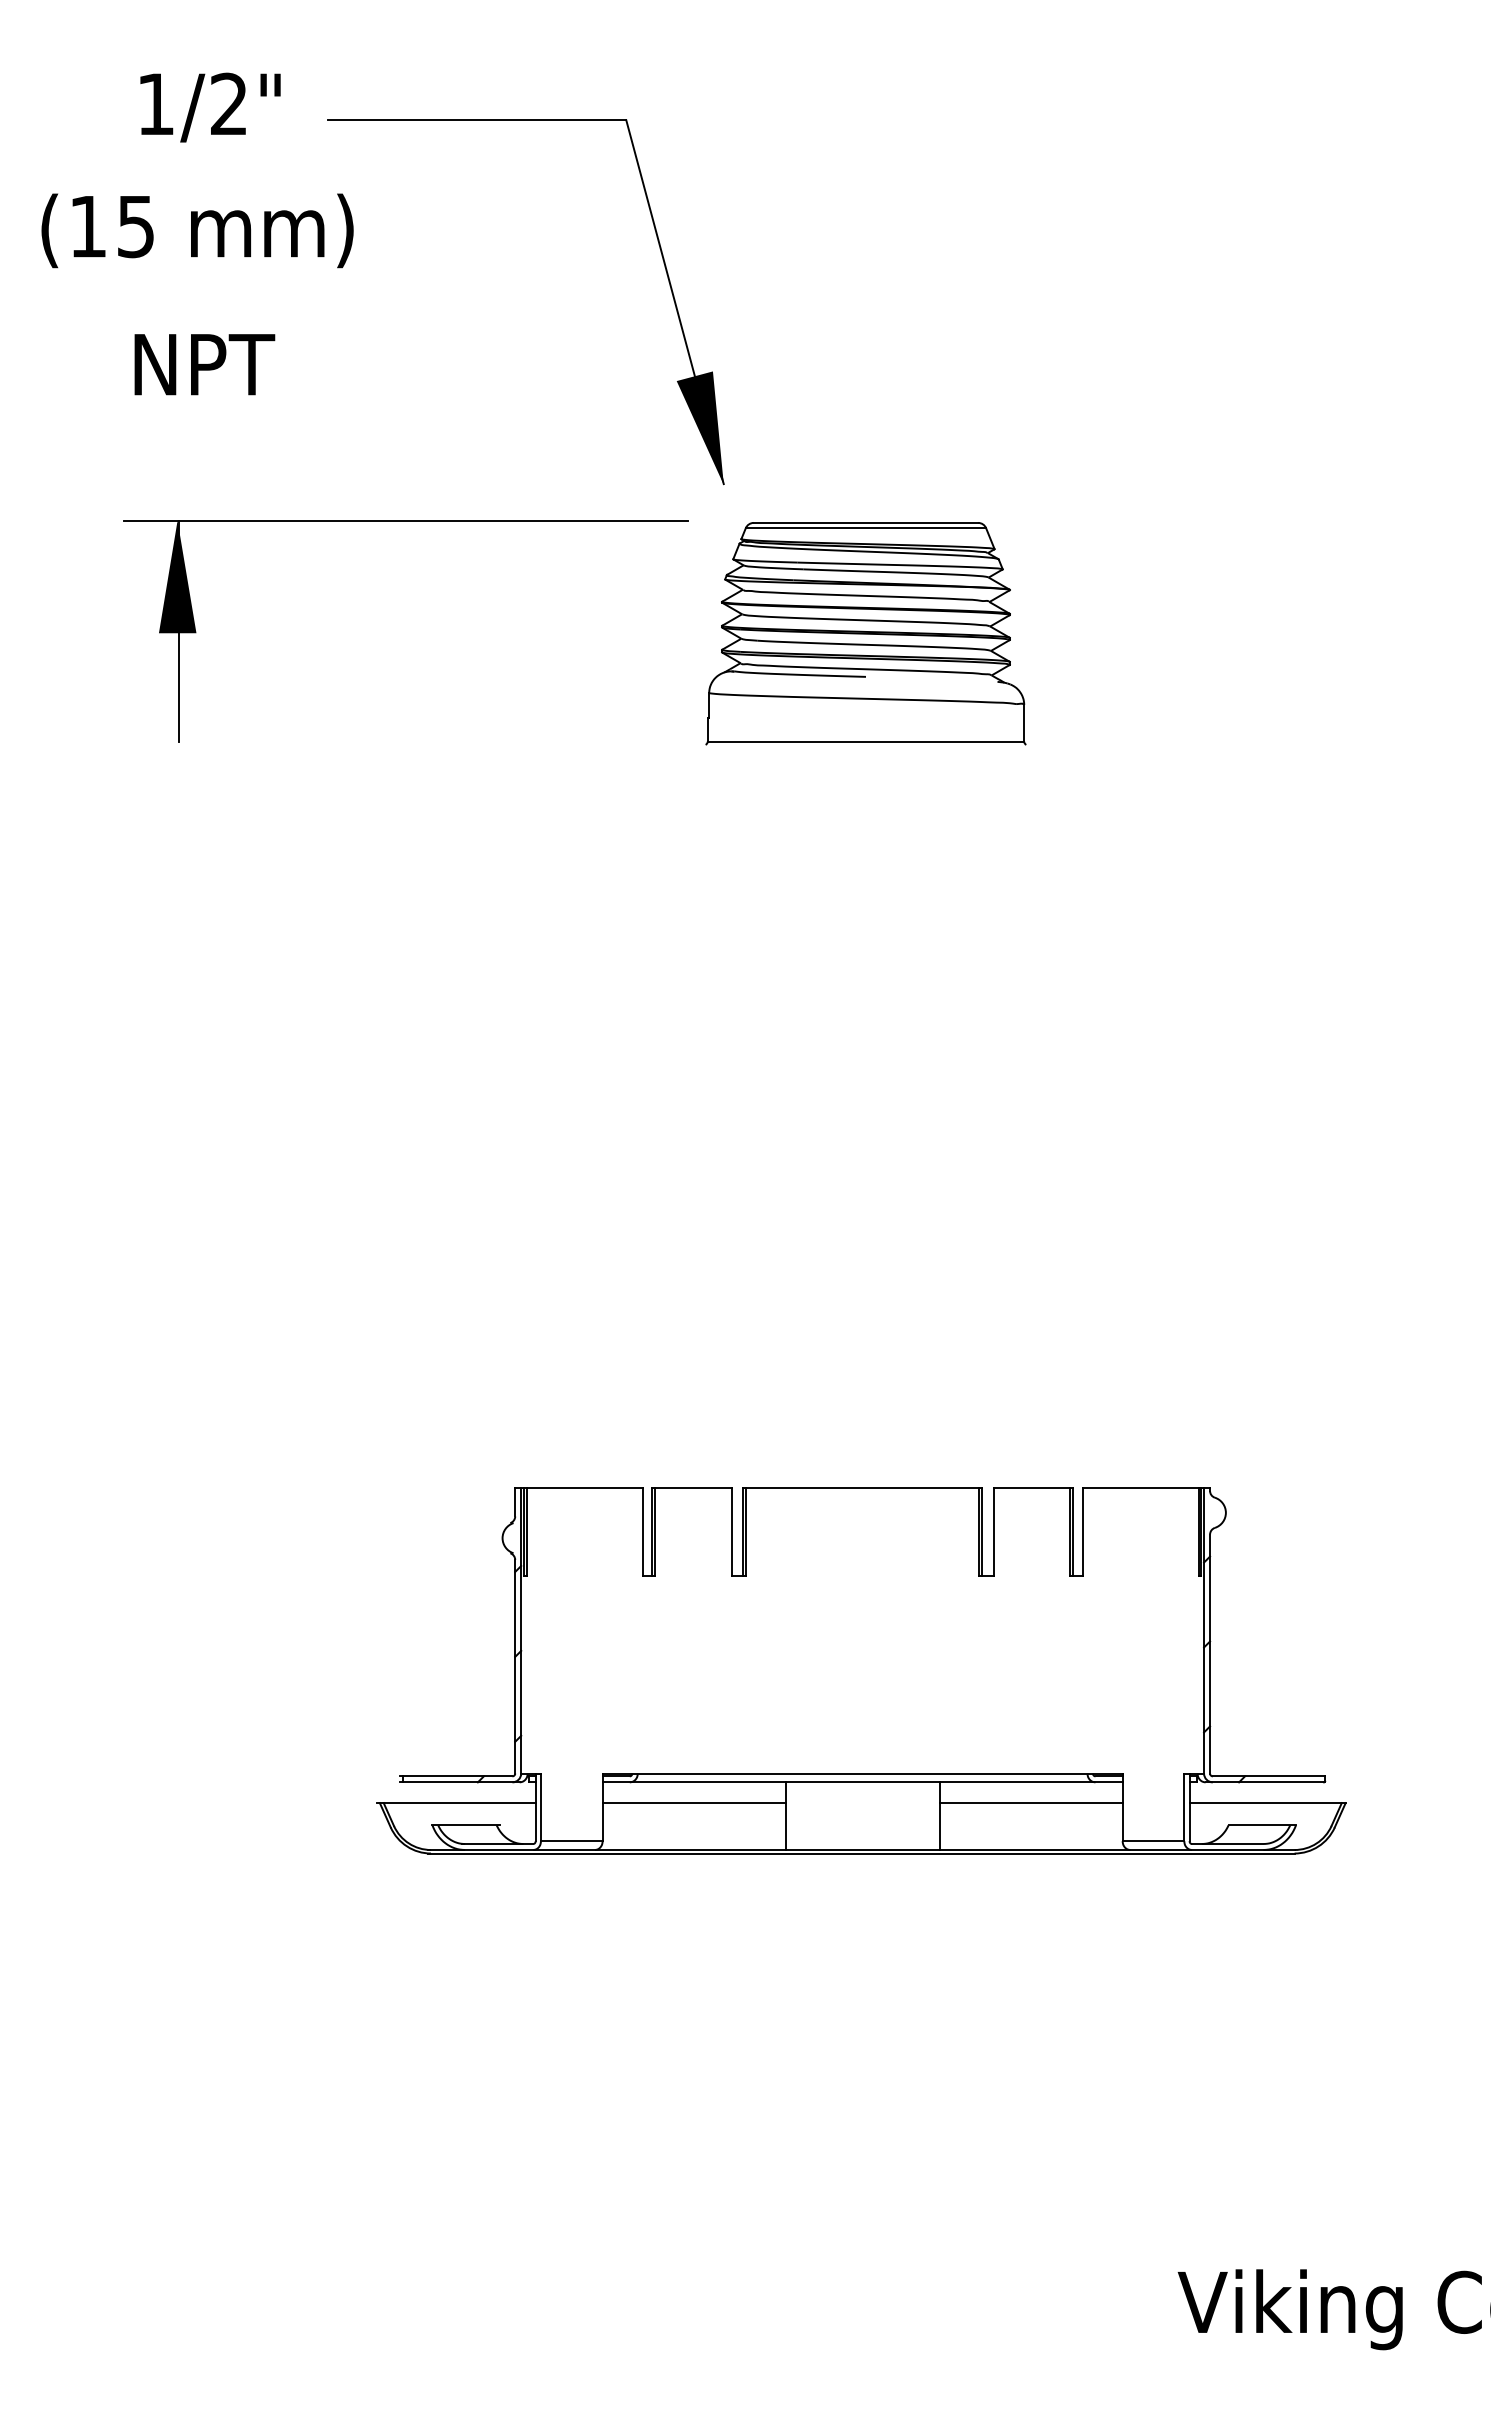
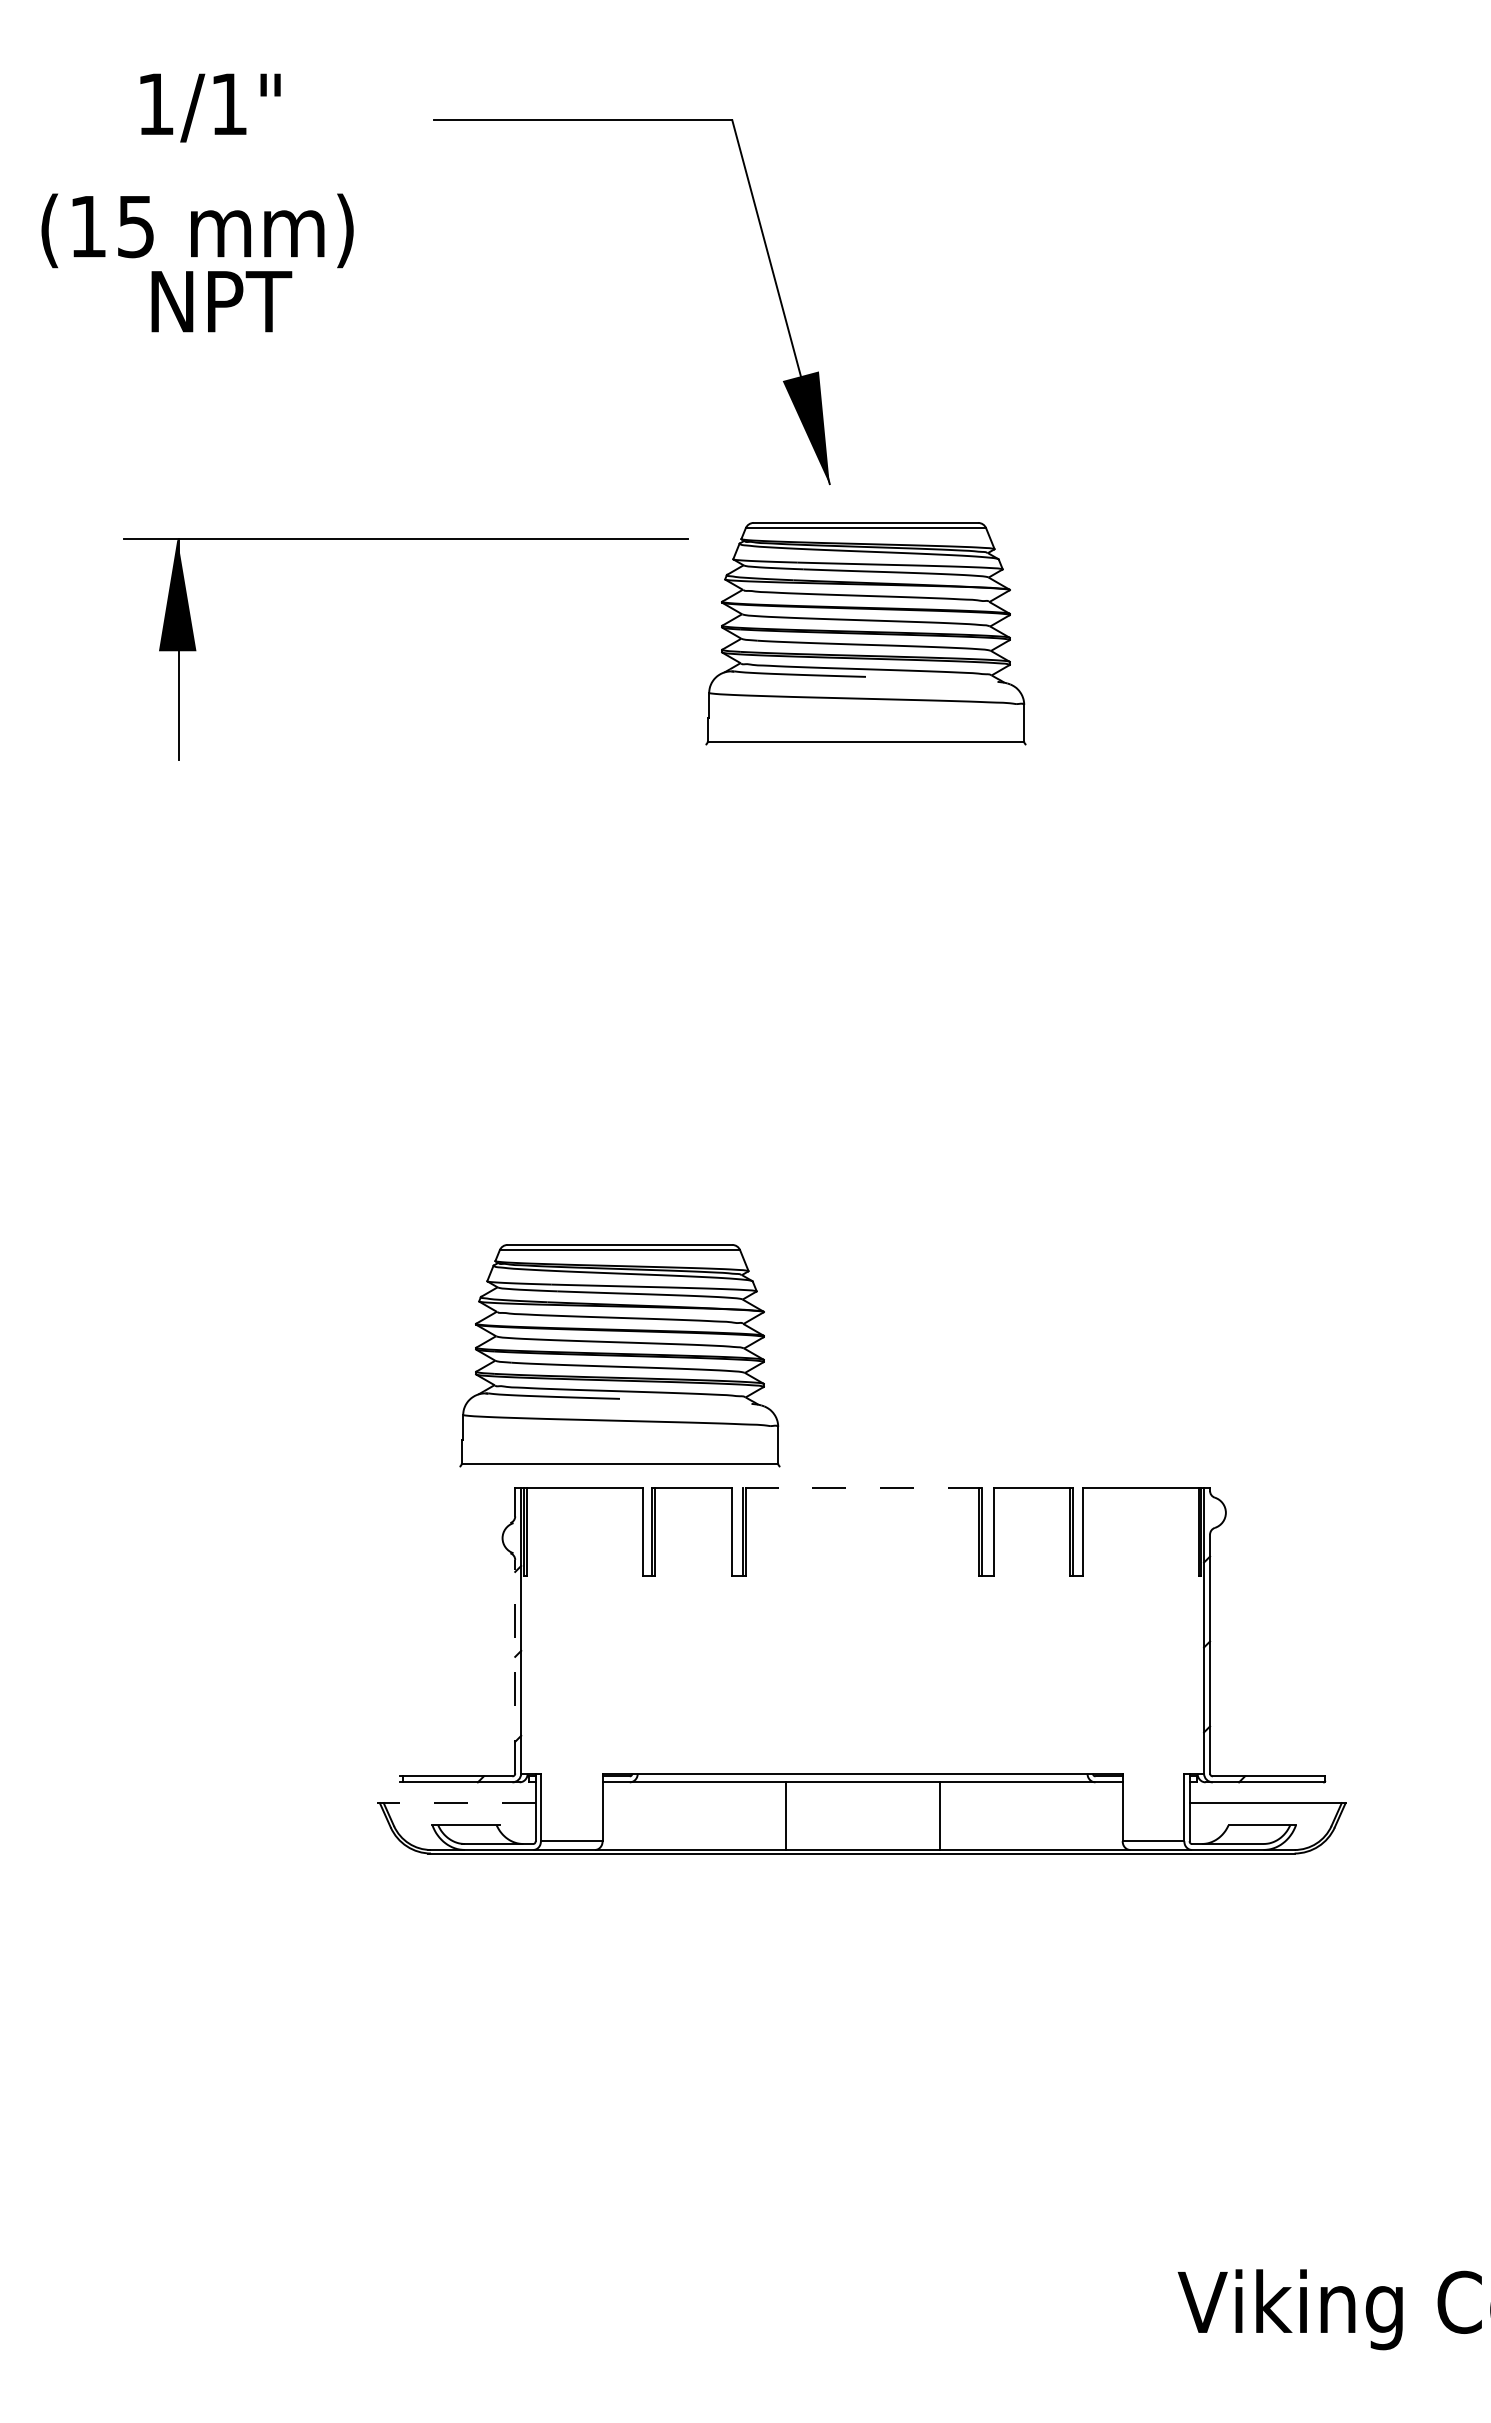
text: 1/2" -> 1/1" (228, 103)
part position: (664, 267) -> (770, 267) (770, 267)
text position: (204, 364) -> (221, 301) (221, 301)
part position: (405, 521) -> (405, 539) (405, 539)
part: none -> present (619, 1355)
line: solid -> dashed (862, 1488)
line: solid -> dashed (515, 1666)
line: solid -> dashed (456, 1803)
line: present -> none (693, 1803)
line: present -> none (1030, 1803)
